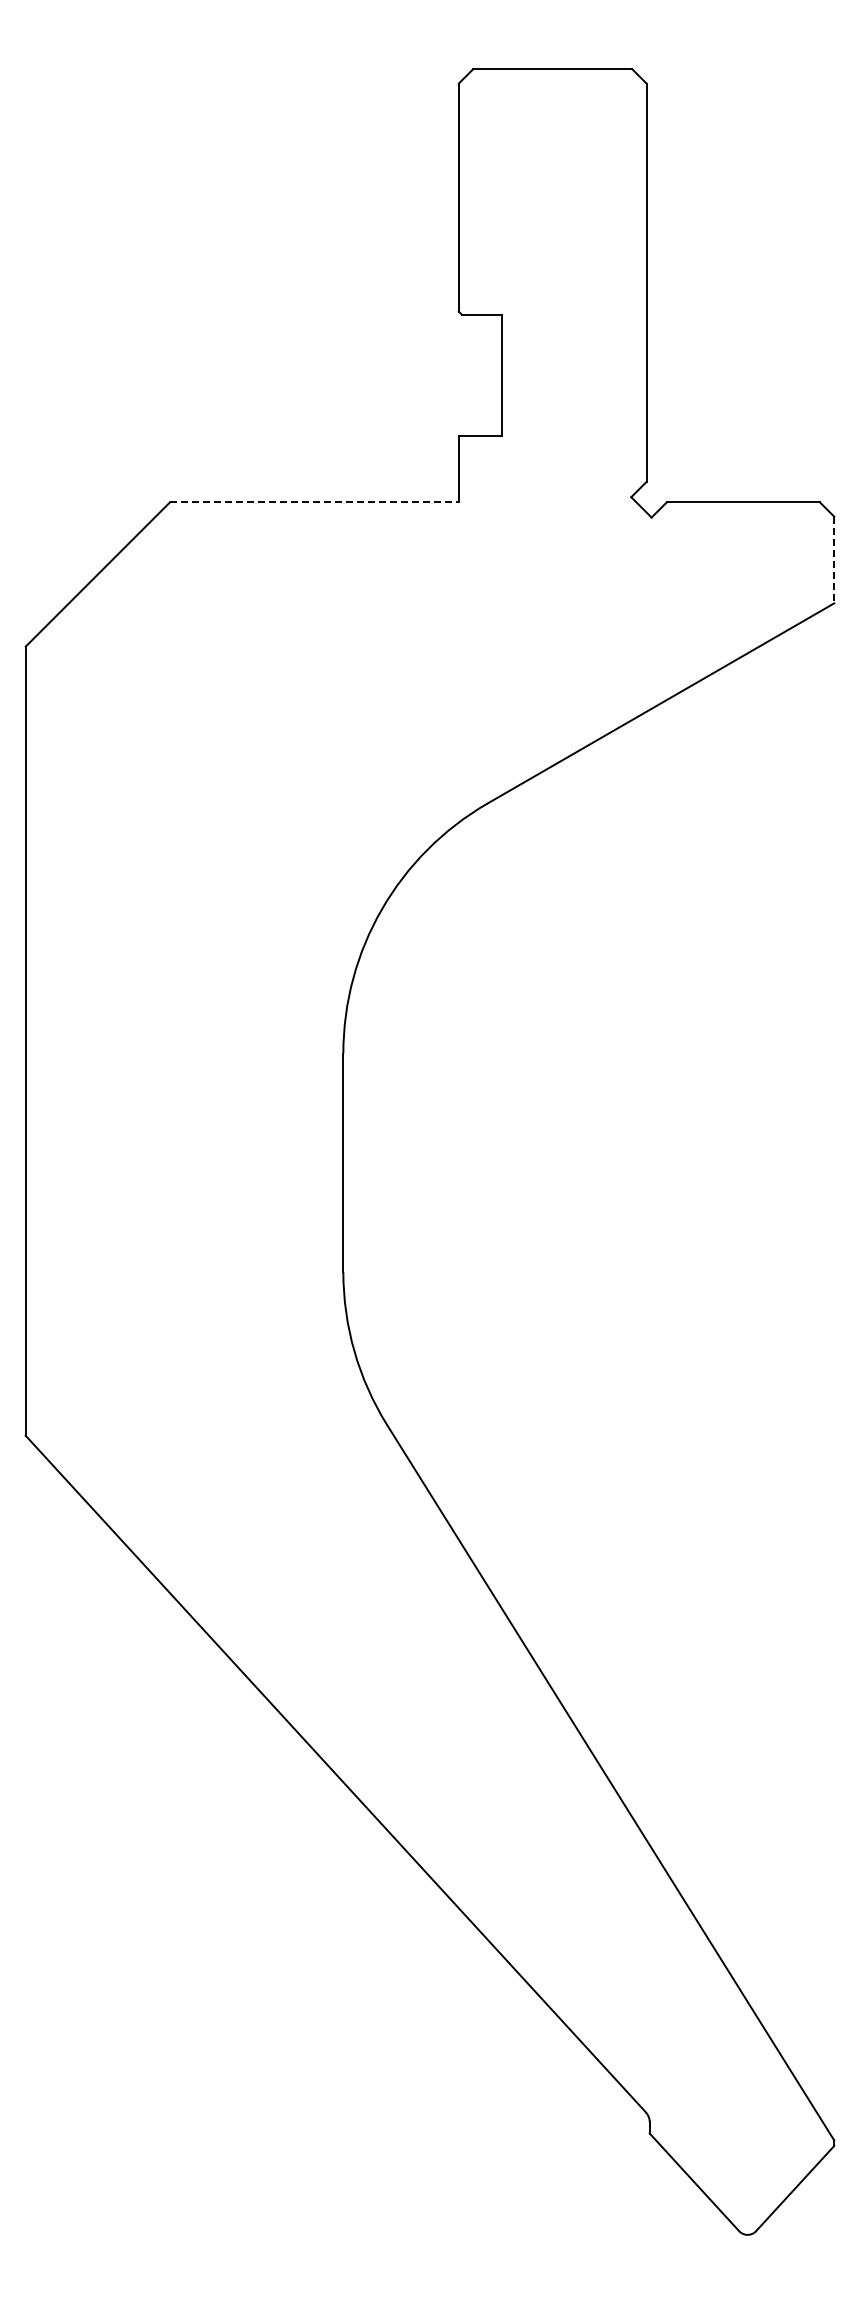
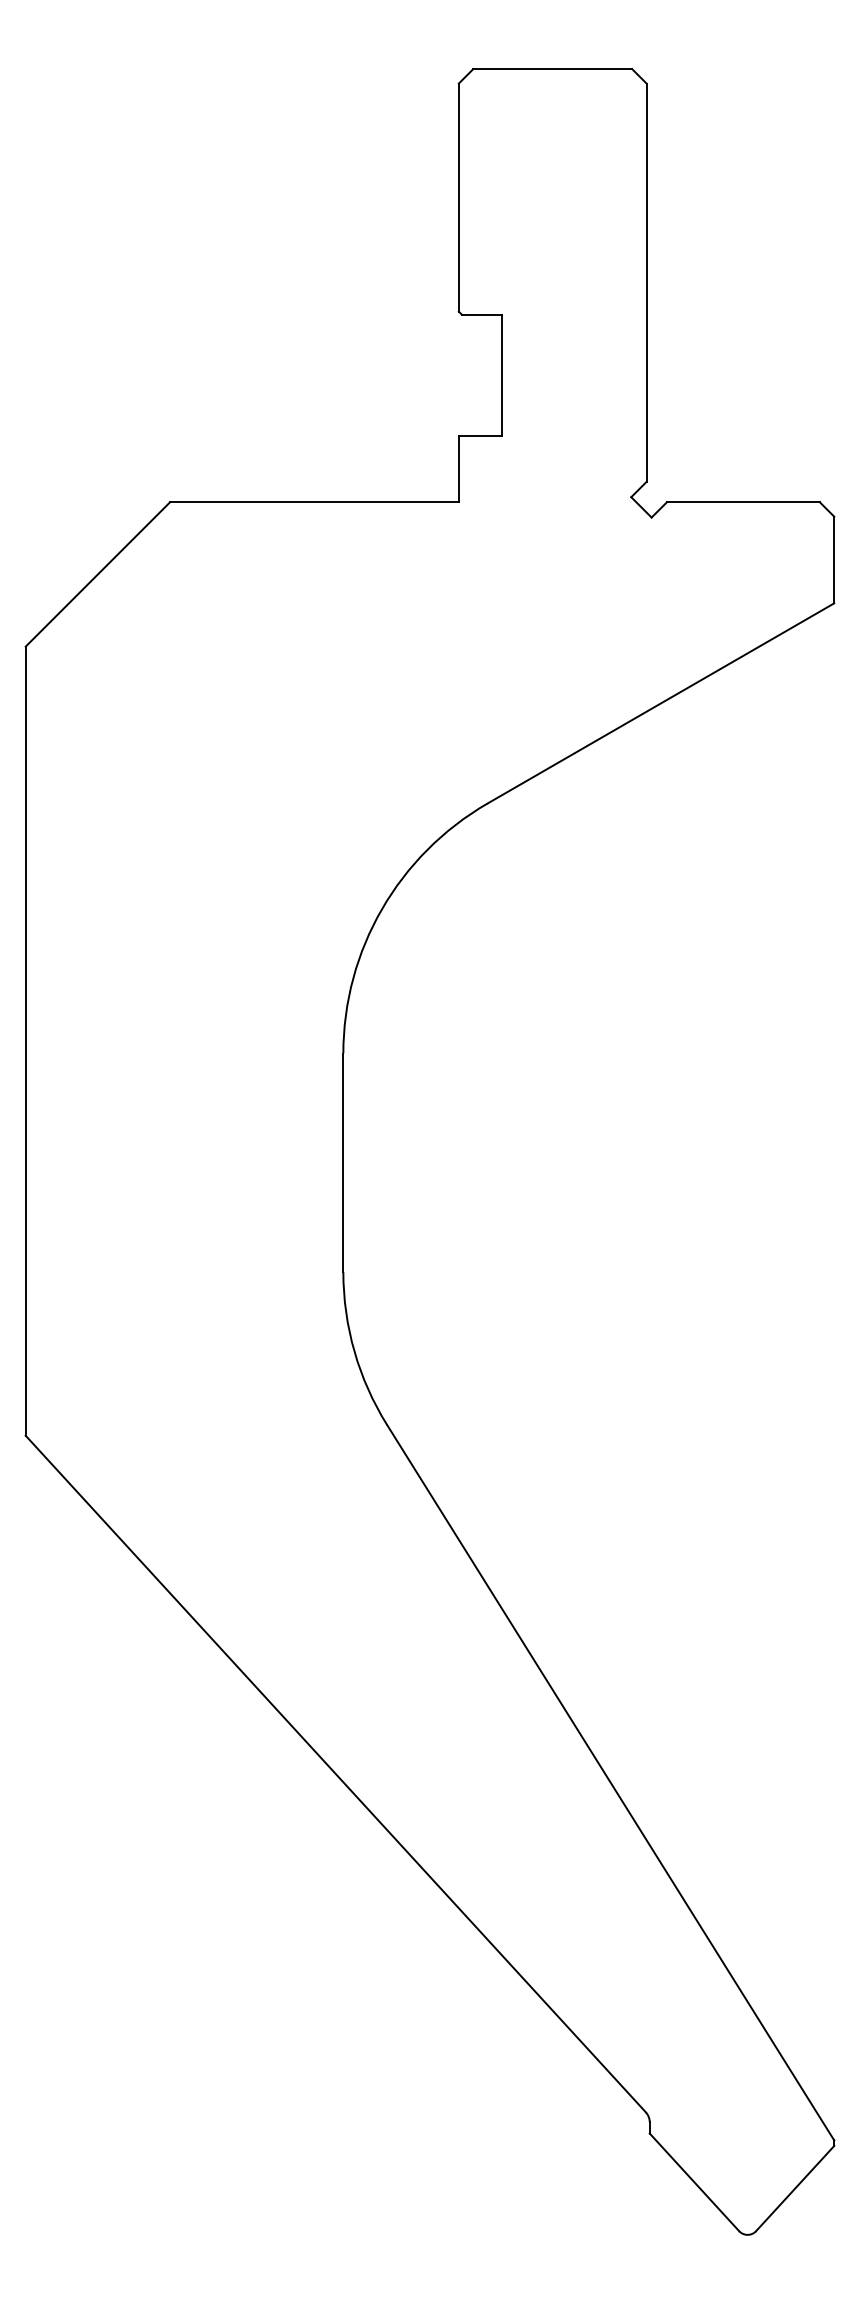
line: dashed -> solid (314, 502)
line: dashed -> solid (834, 560)
